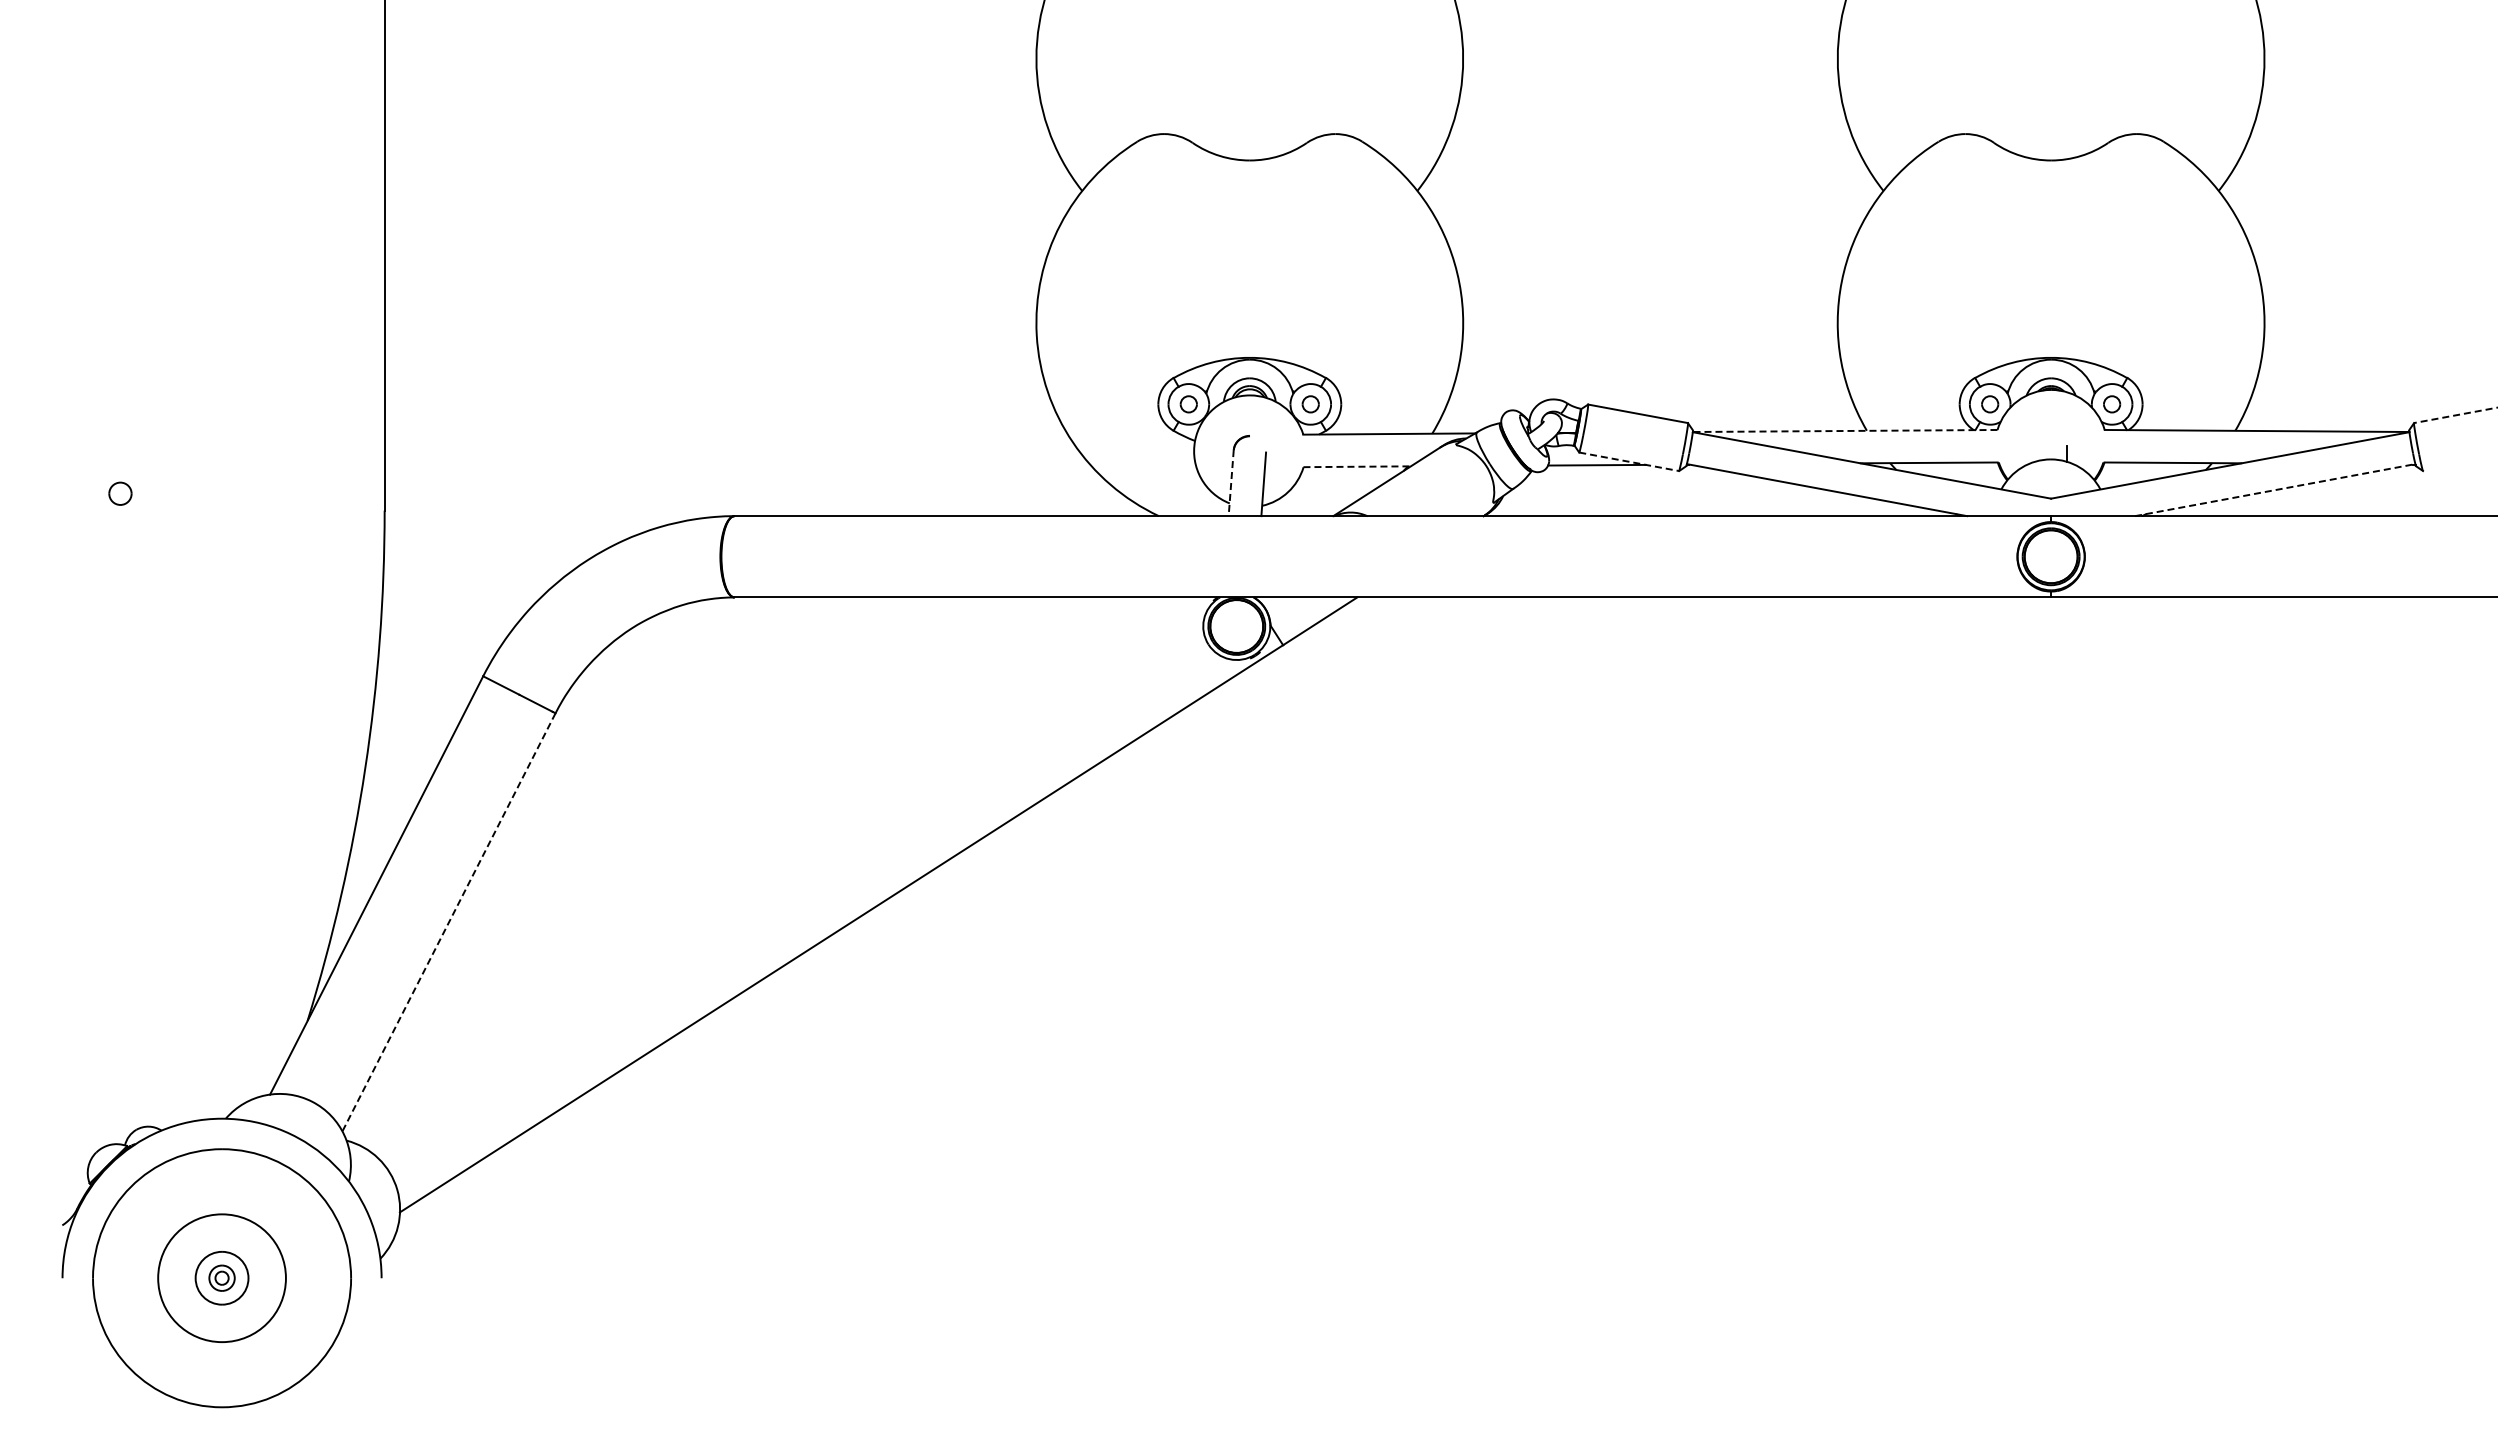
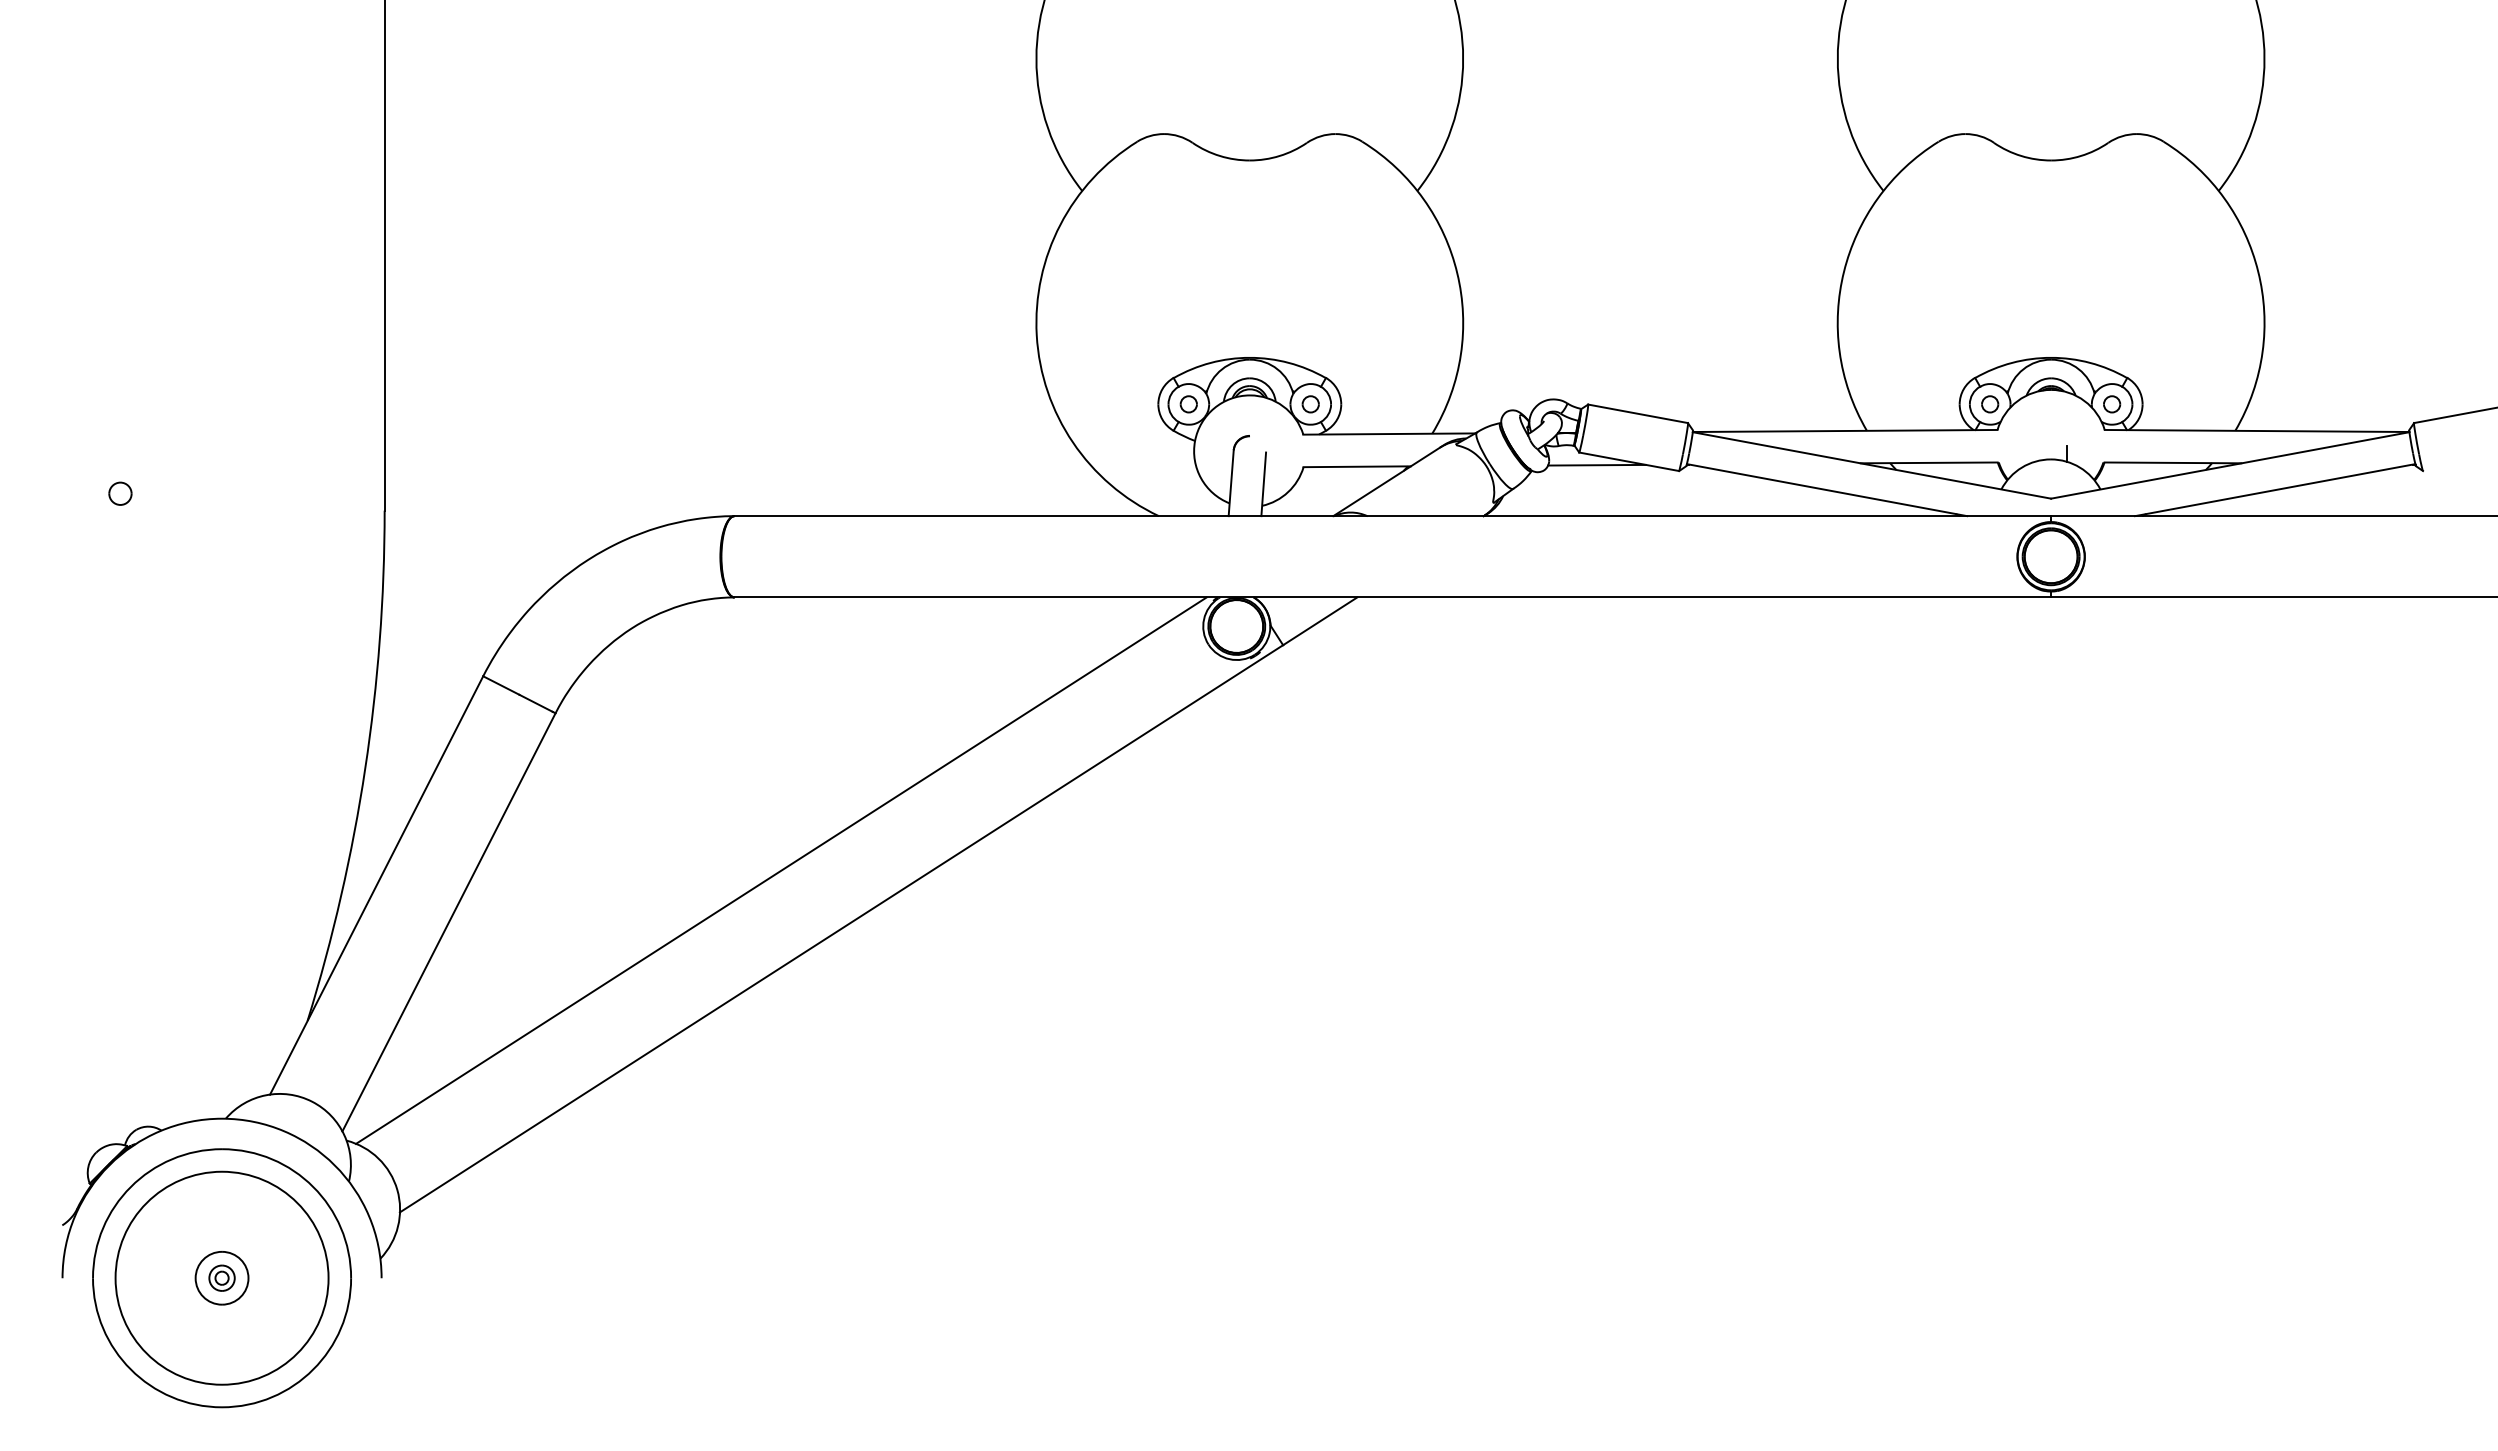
line: dashed -> solid (2455, 415)
line: dashed -> solid (1844, 431)
line: dashed -> solid (1629, 461)
line: dashed -> solid (1357, 466)
line: dashed -> solid (1231, 483)
line: dashed -> solid (2275, 490)
line: none -> present (781, 870)
line: dashed -> solid (448, 922)
circle diameter: 128 px -> 213 px (221, 1277)
